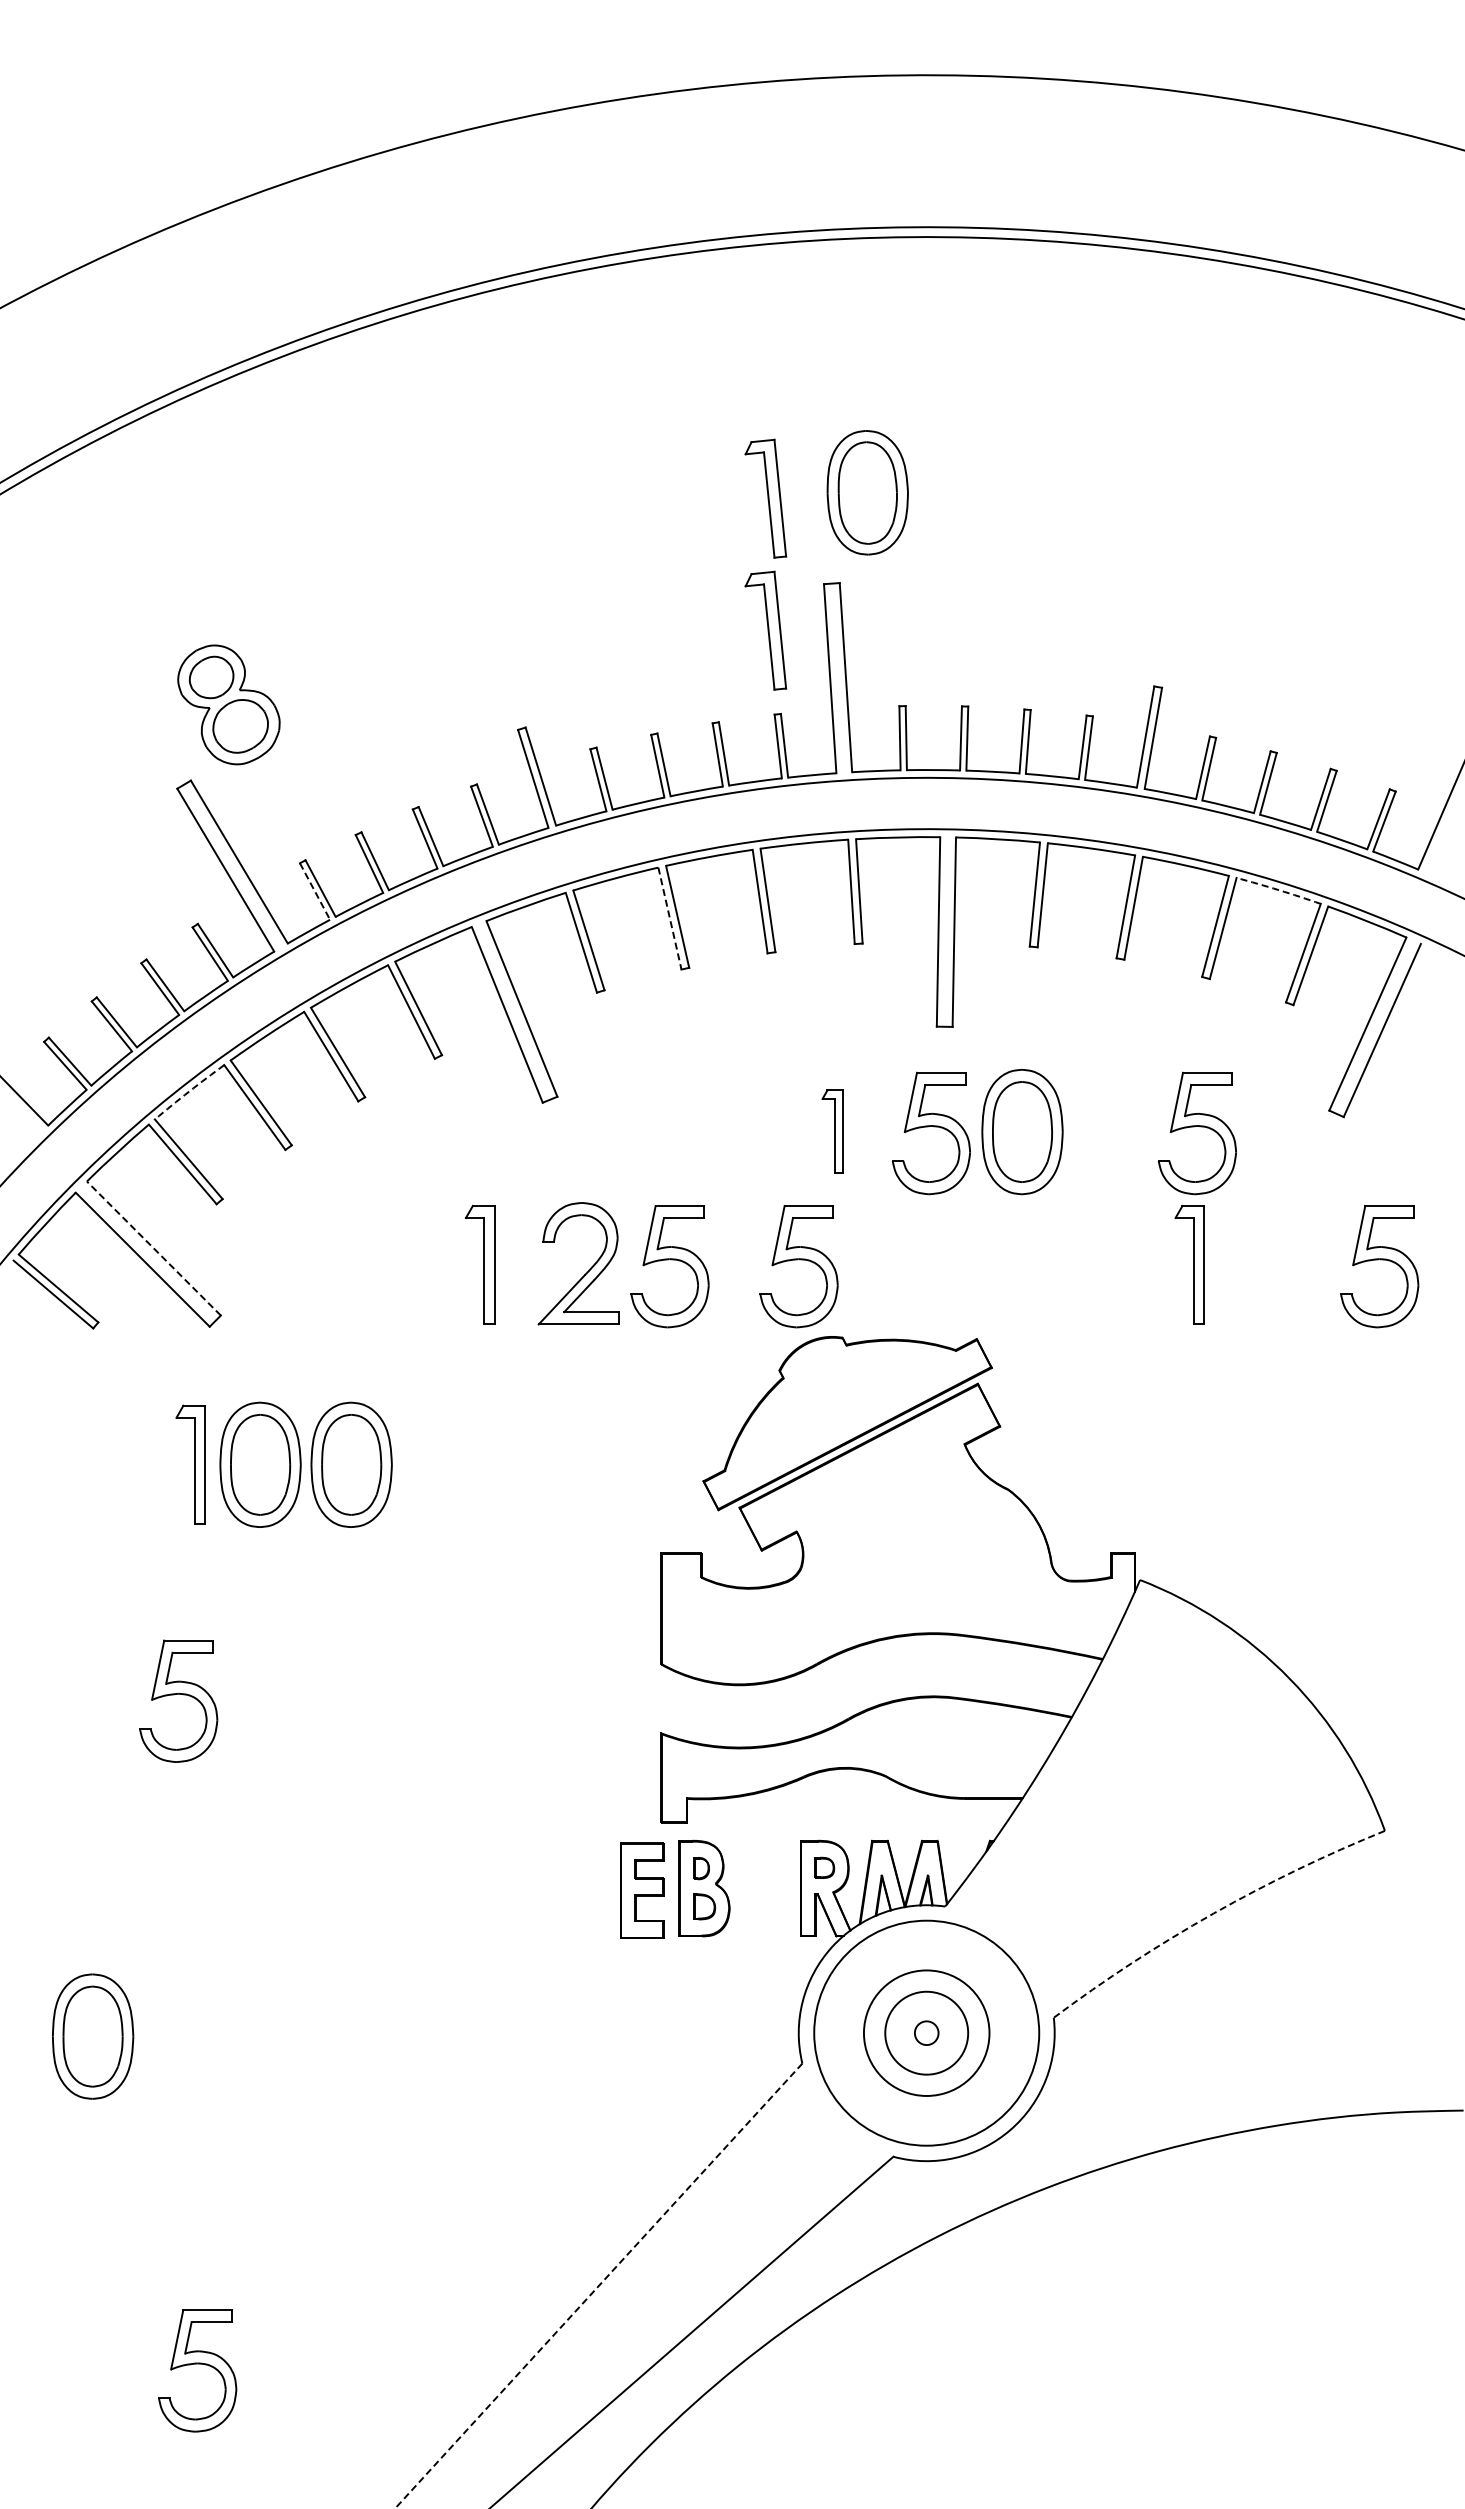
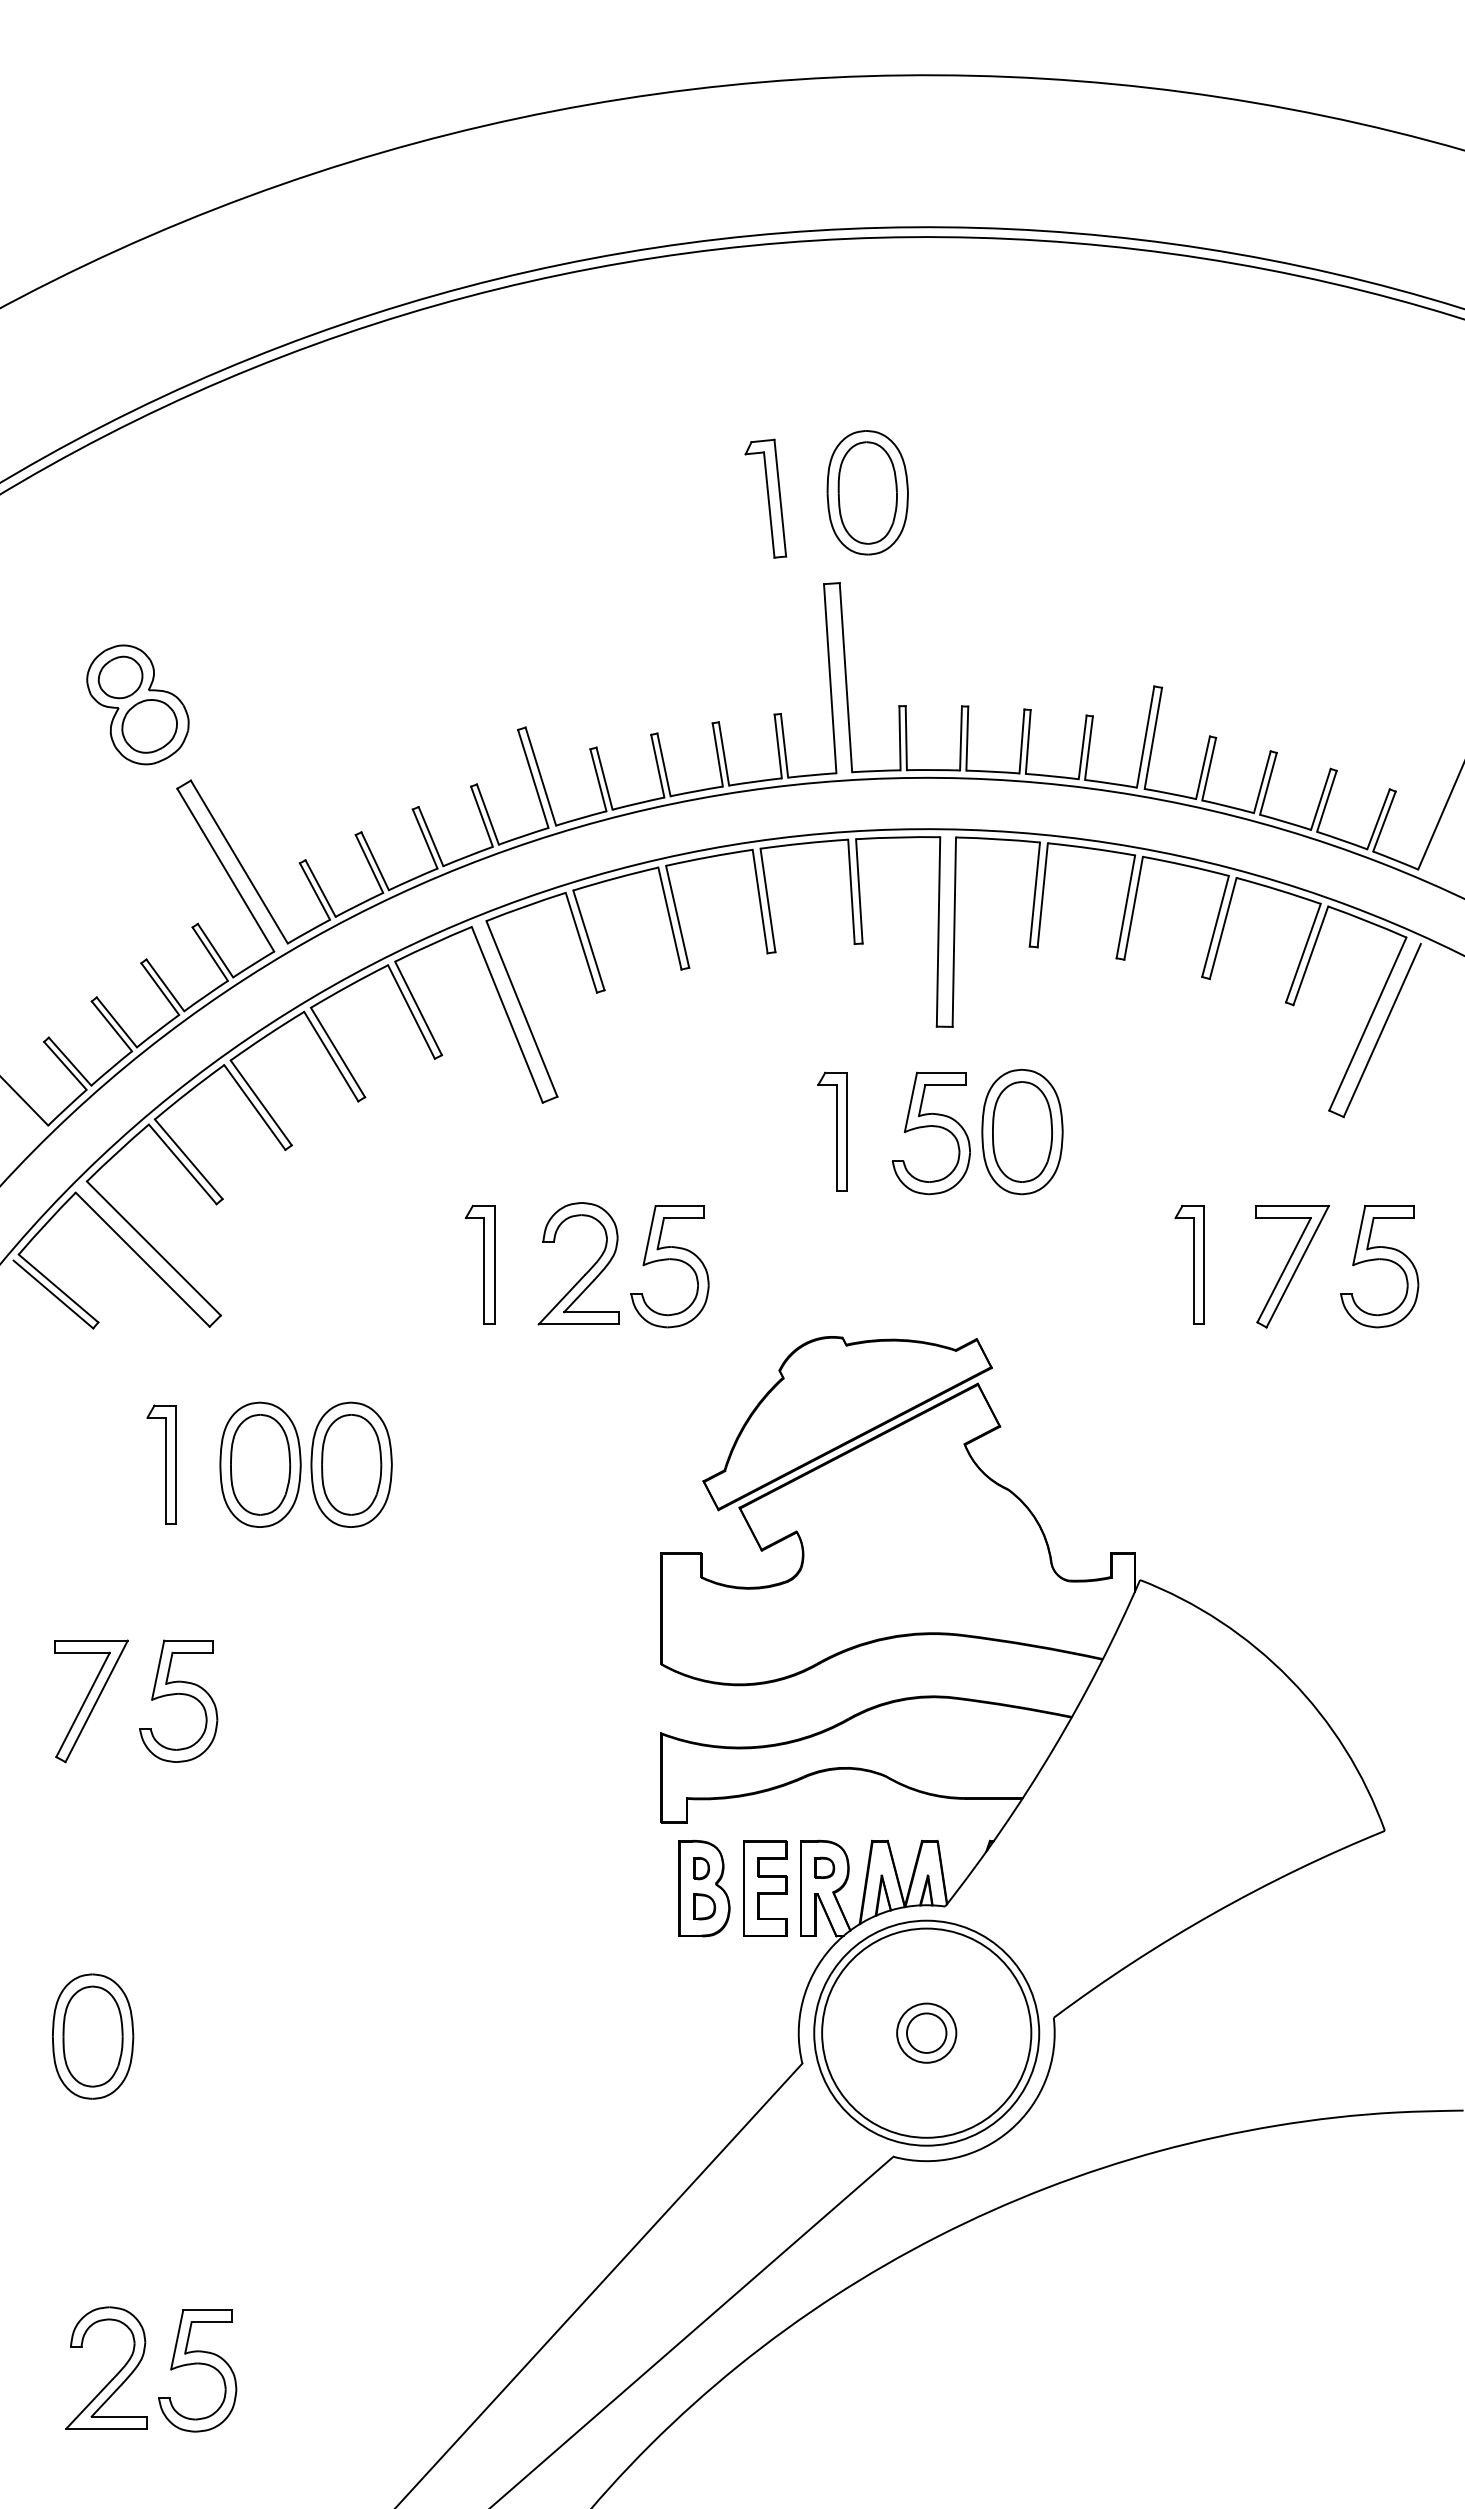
part: present -> none (765, 630)
part position: (228, 704) -> (137, 704) (137, 704)
arc: dashed -> solid (1278, 890)
line: dashed -> solid (315, 891)
line: dashed -> solid (670, 919)
arc: dashed -> solid (189, 1091)
part: present -> none (1194, 1127)
part size: 23x85 px -> 31x121 px (832, 1131)
line: dashed -> solid (153, 1248)
part: present -> none (797, 1260)
part: none -> present (1292, 1266)
part position: (190, 1464) -> (161, 1464) (161, 1464)
part: none -> present (91, 1701)
part position: (642, 1890) -> (765, 1888) (765, 1888)
arc: dashed -> solid (1213, 1913)
circle diameter: 126 px -> 209 px (926, 2032)
circle diameter: 83 px -> 59 px (926, 2032)
circle diameter: 24 px -> 39 px (926, 2032)
line: dashed -> solid (598, 2286)
part: none -> present (116, 2373)
